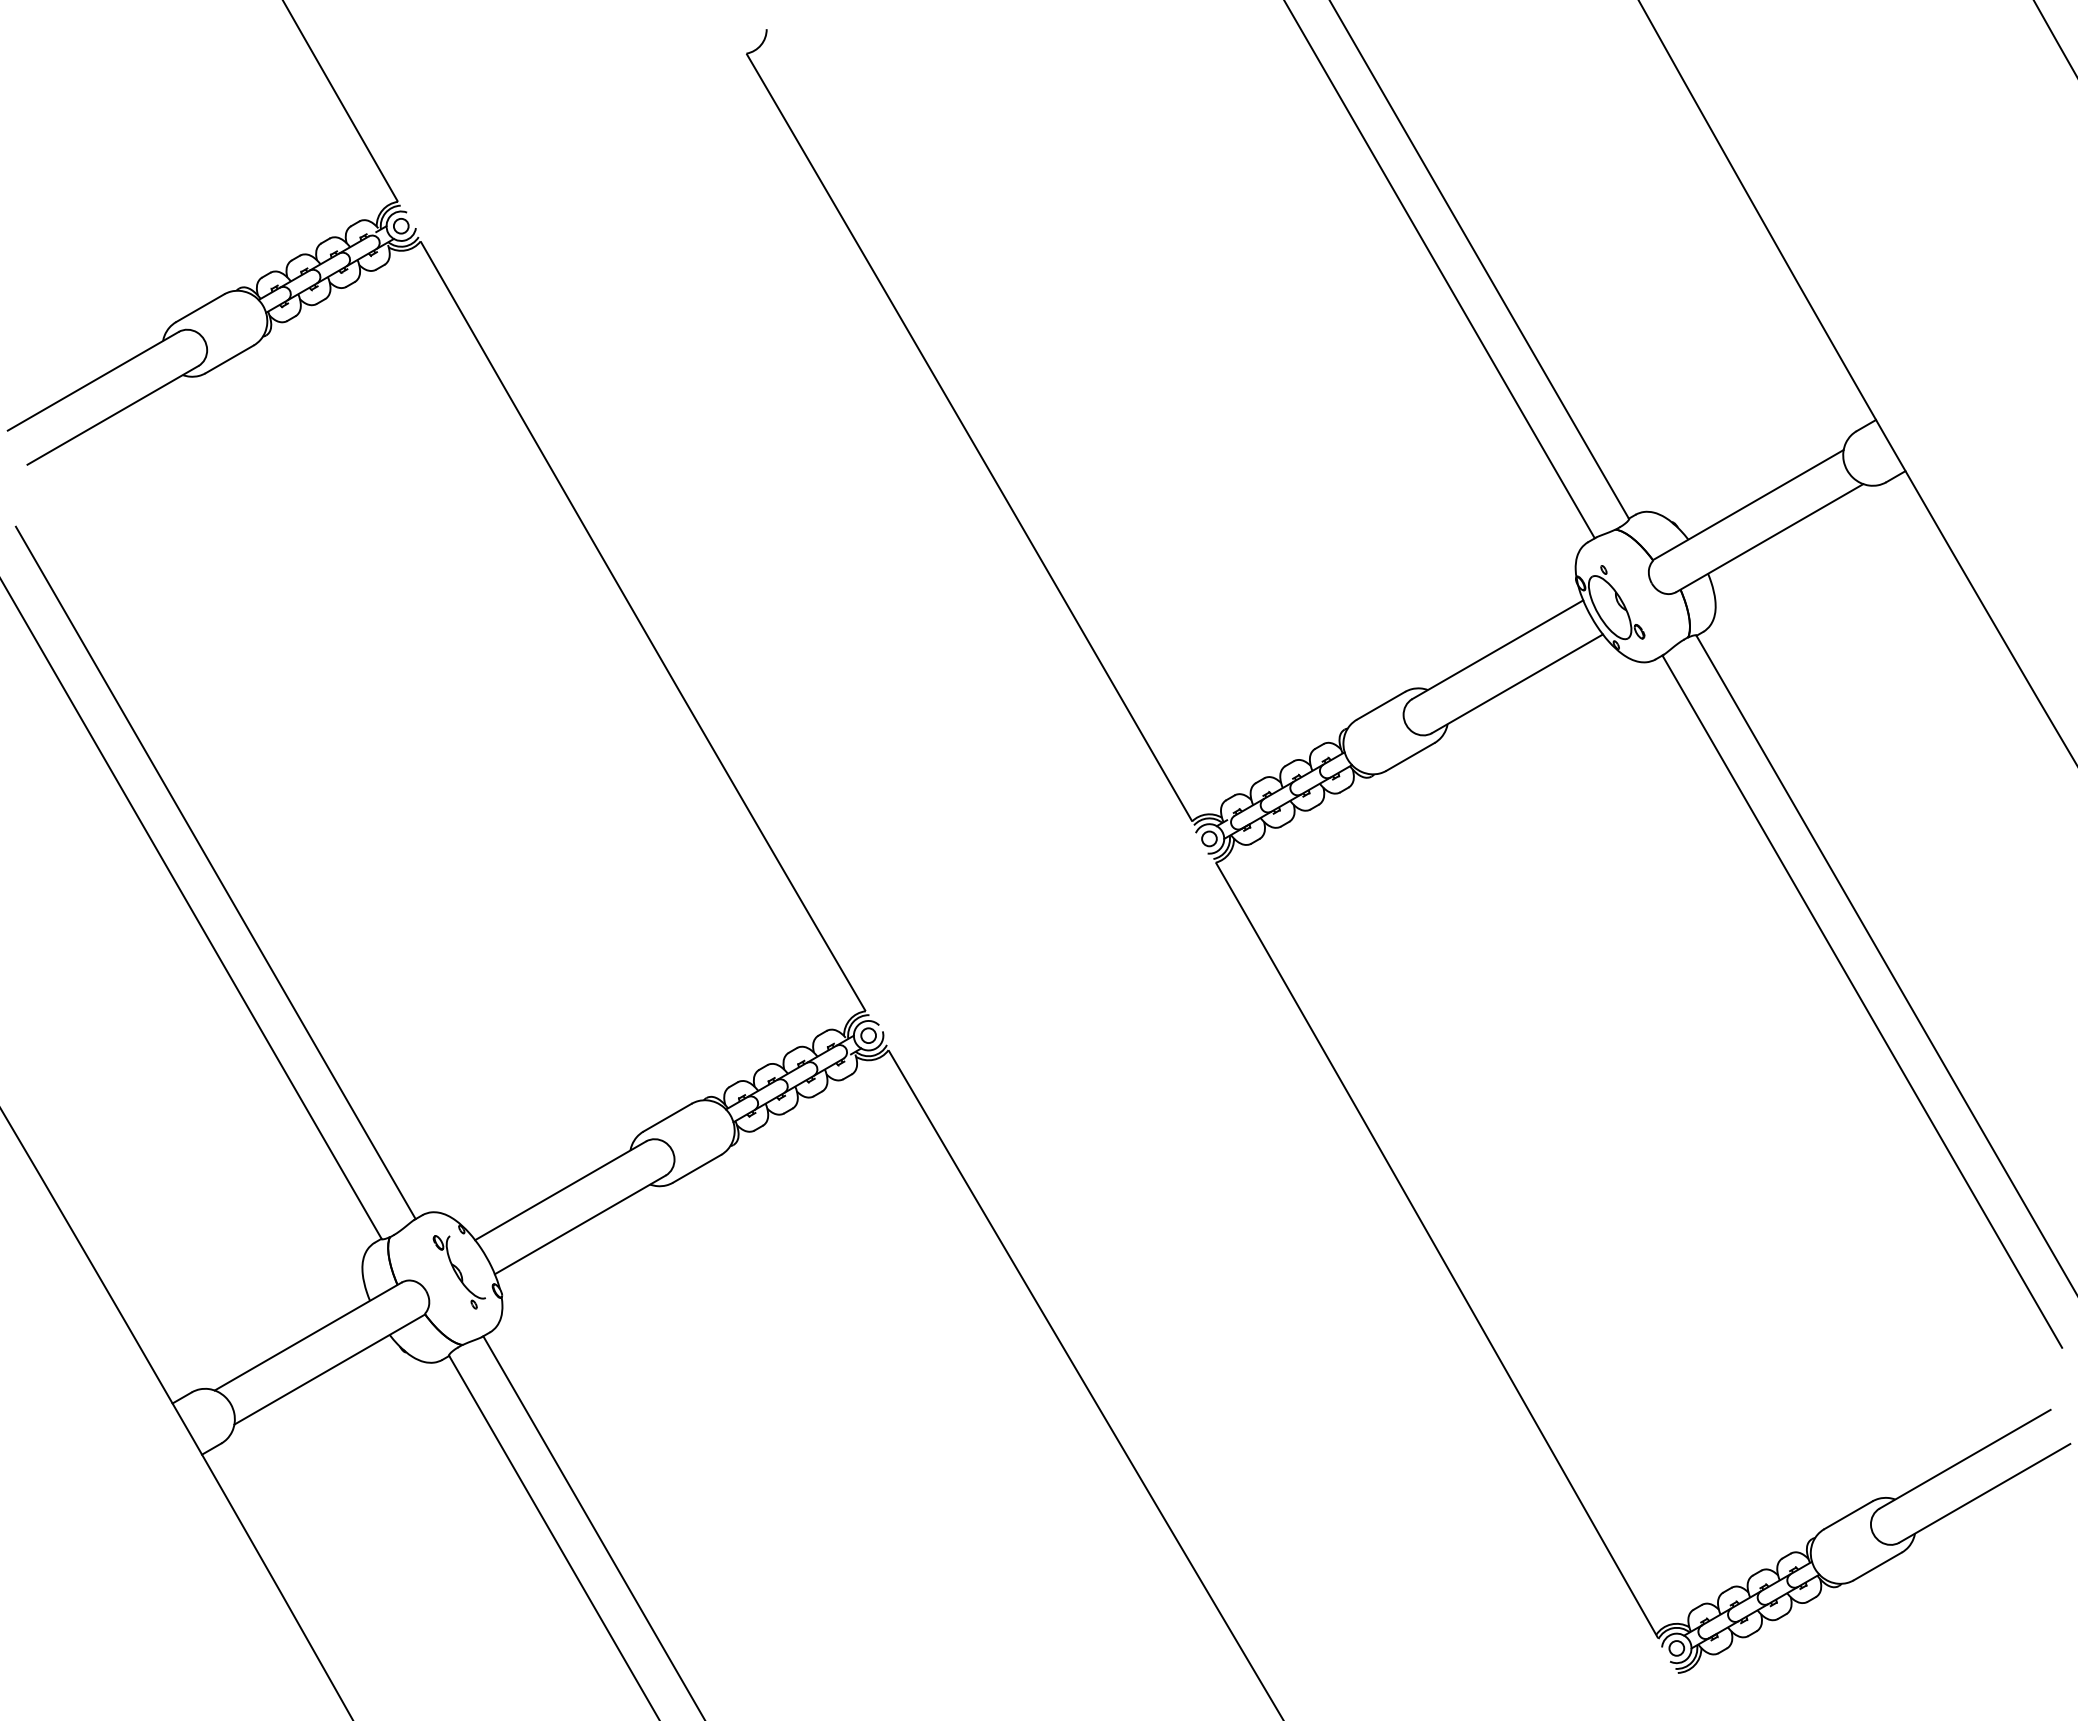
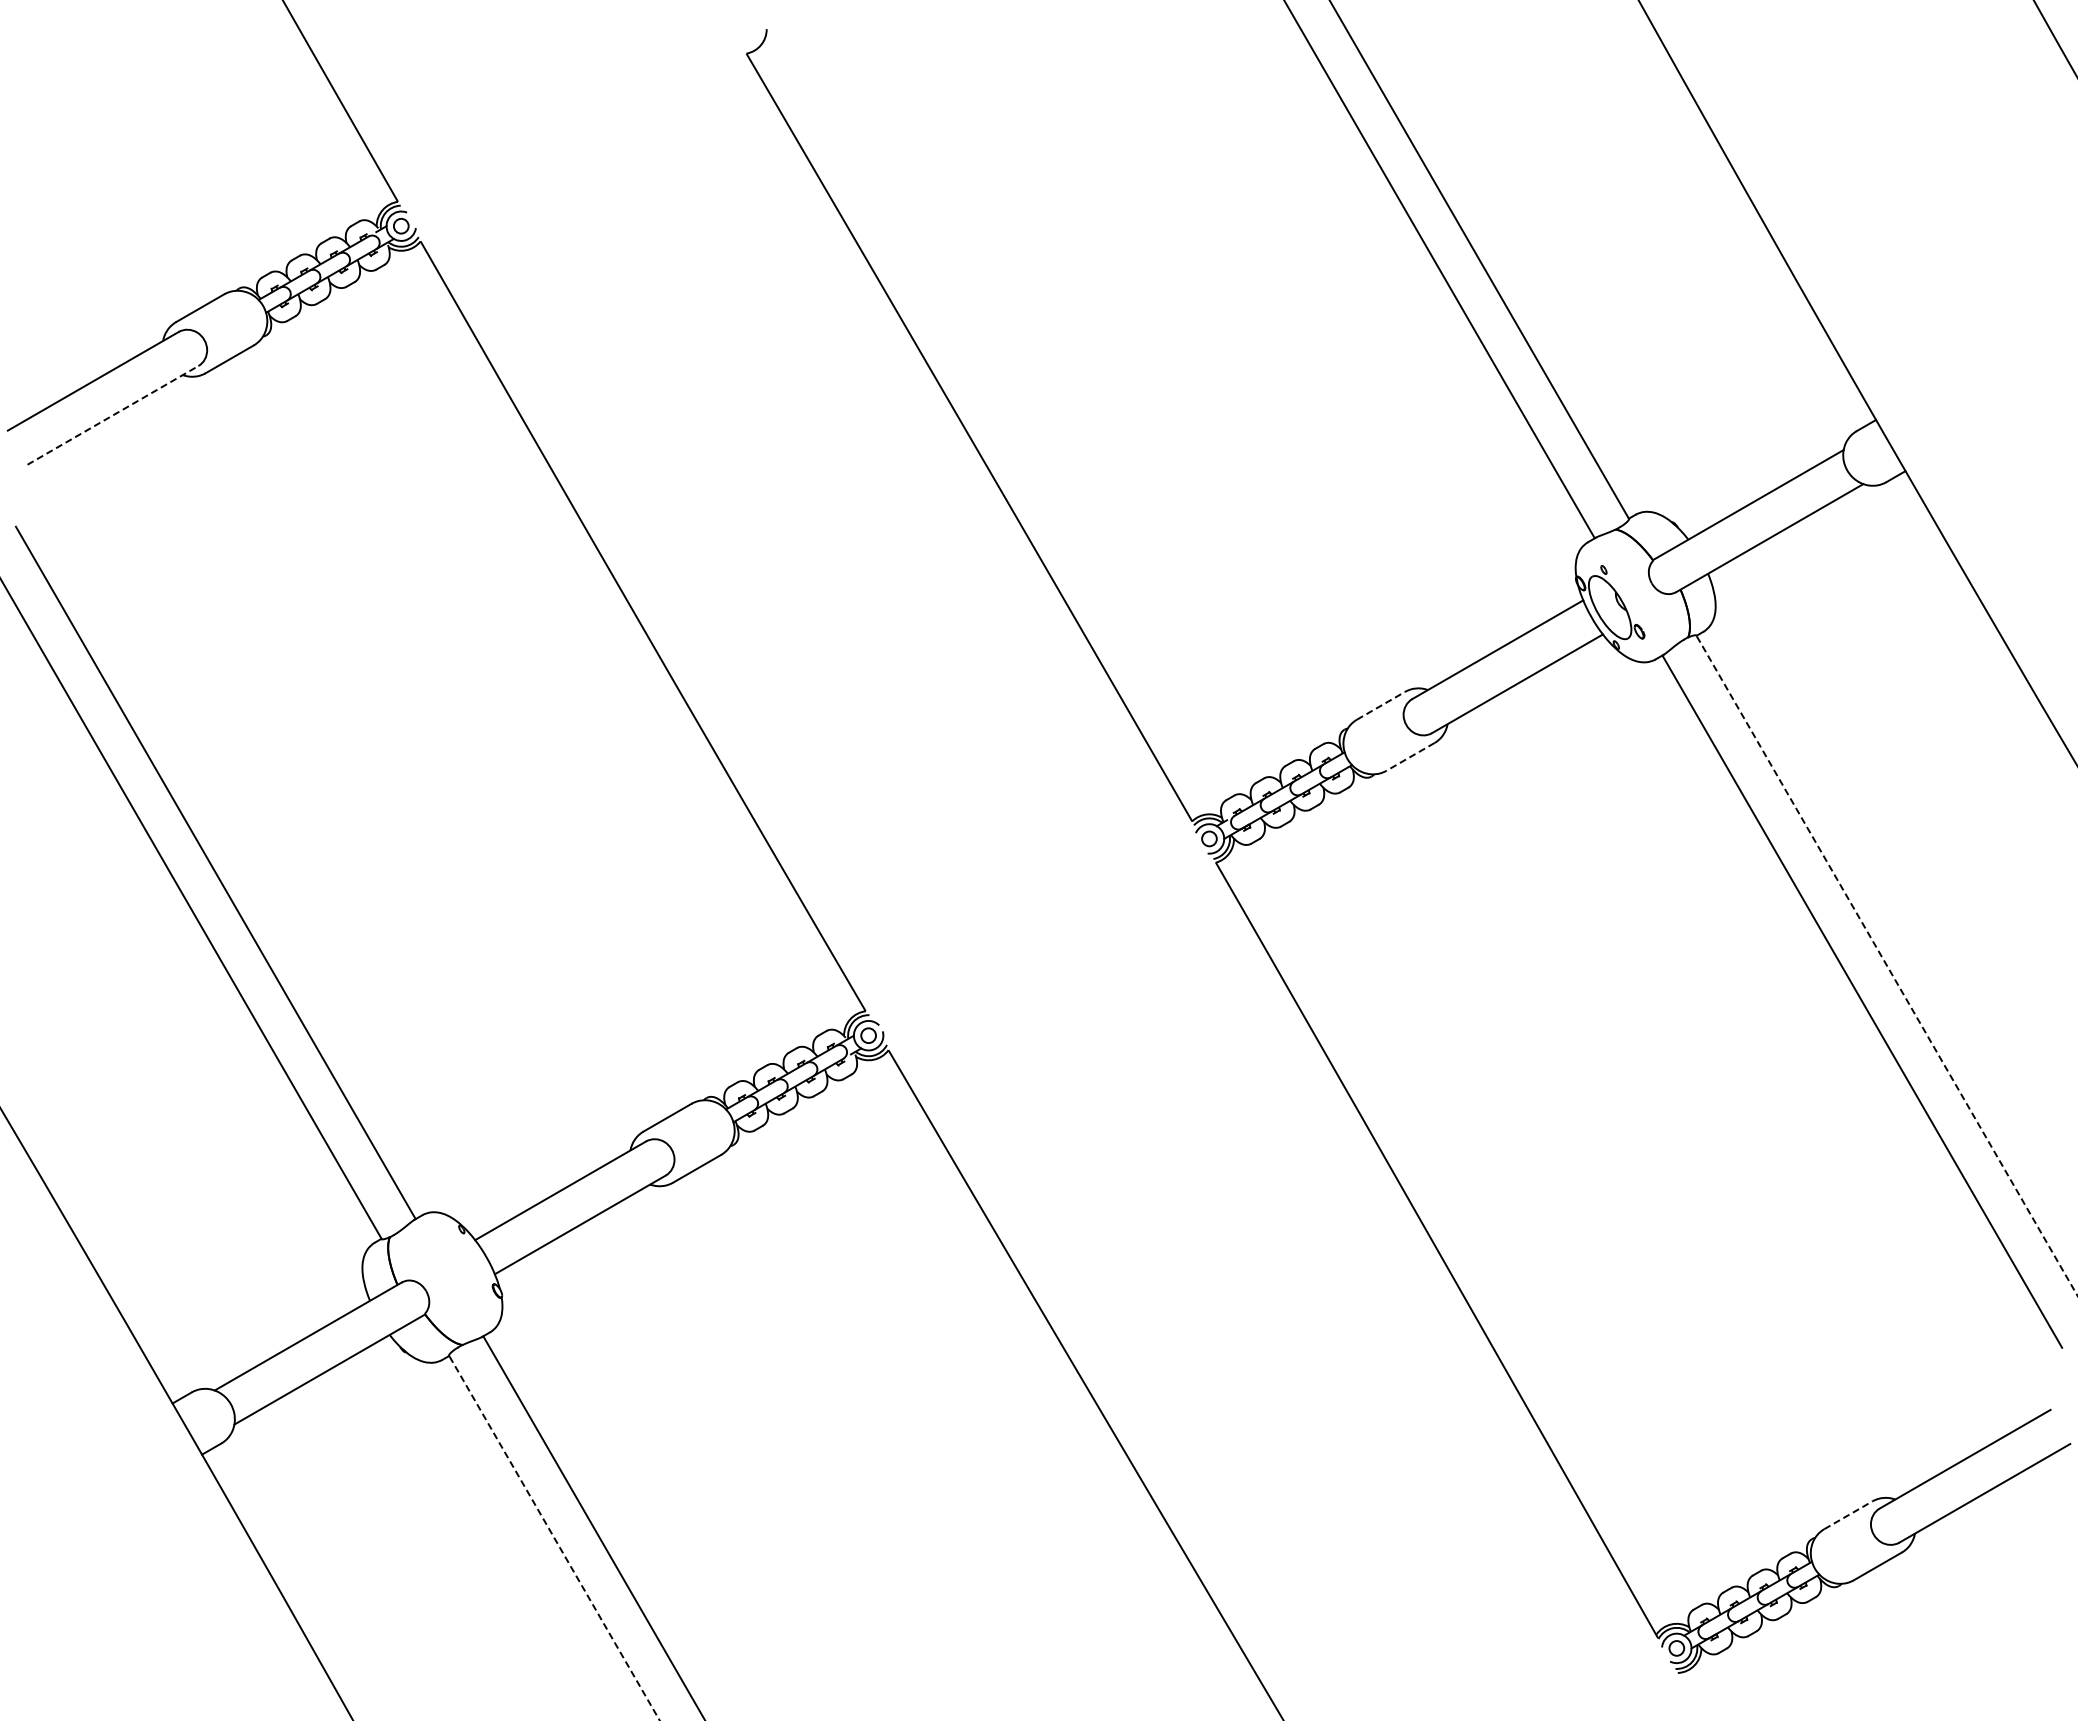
line: solid -> dashed (112, 415)
line: solid -> dashed (1381, 705)
line: solid -> dashed (1410, 756)
line: solid -> dashed (1887, 965)
part: present -> none (458, 1272)
line: solid -> dashed (1848, 1515)
line: solid -> dashed (554, 1538)
